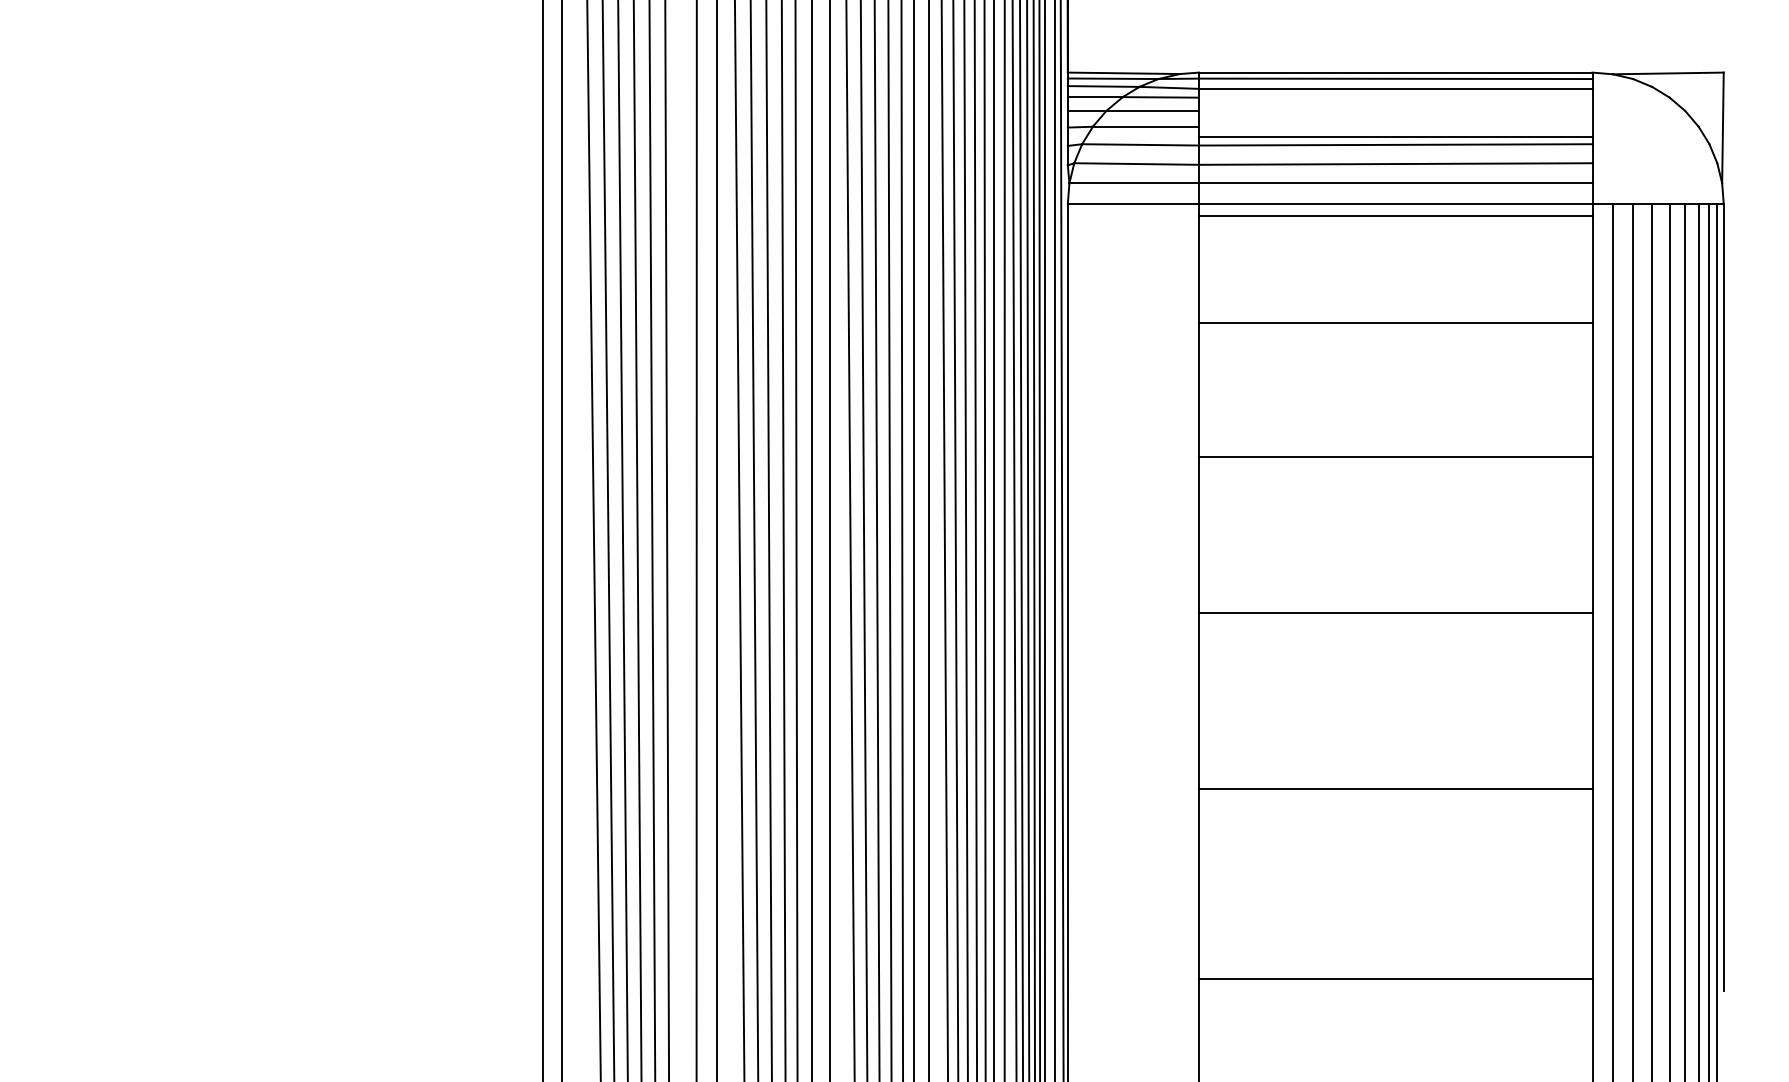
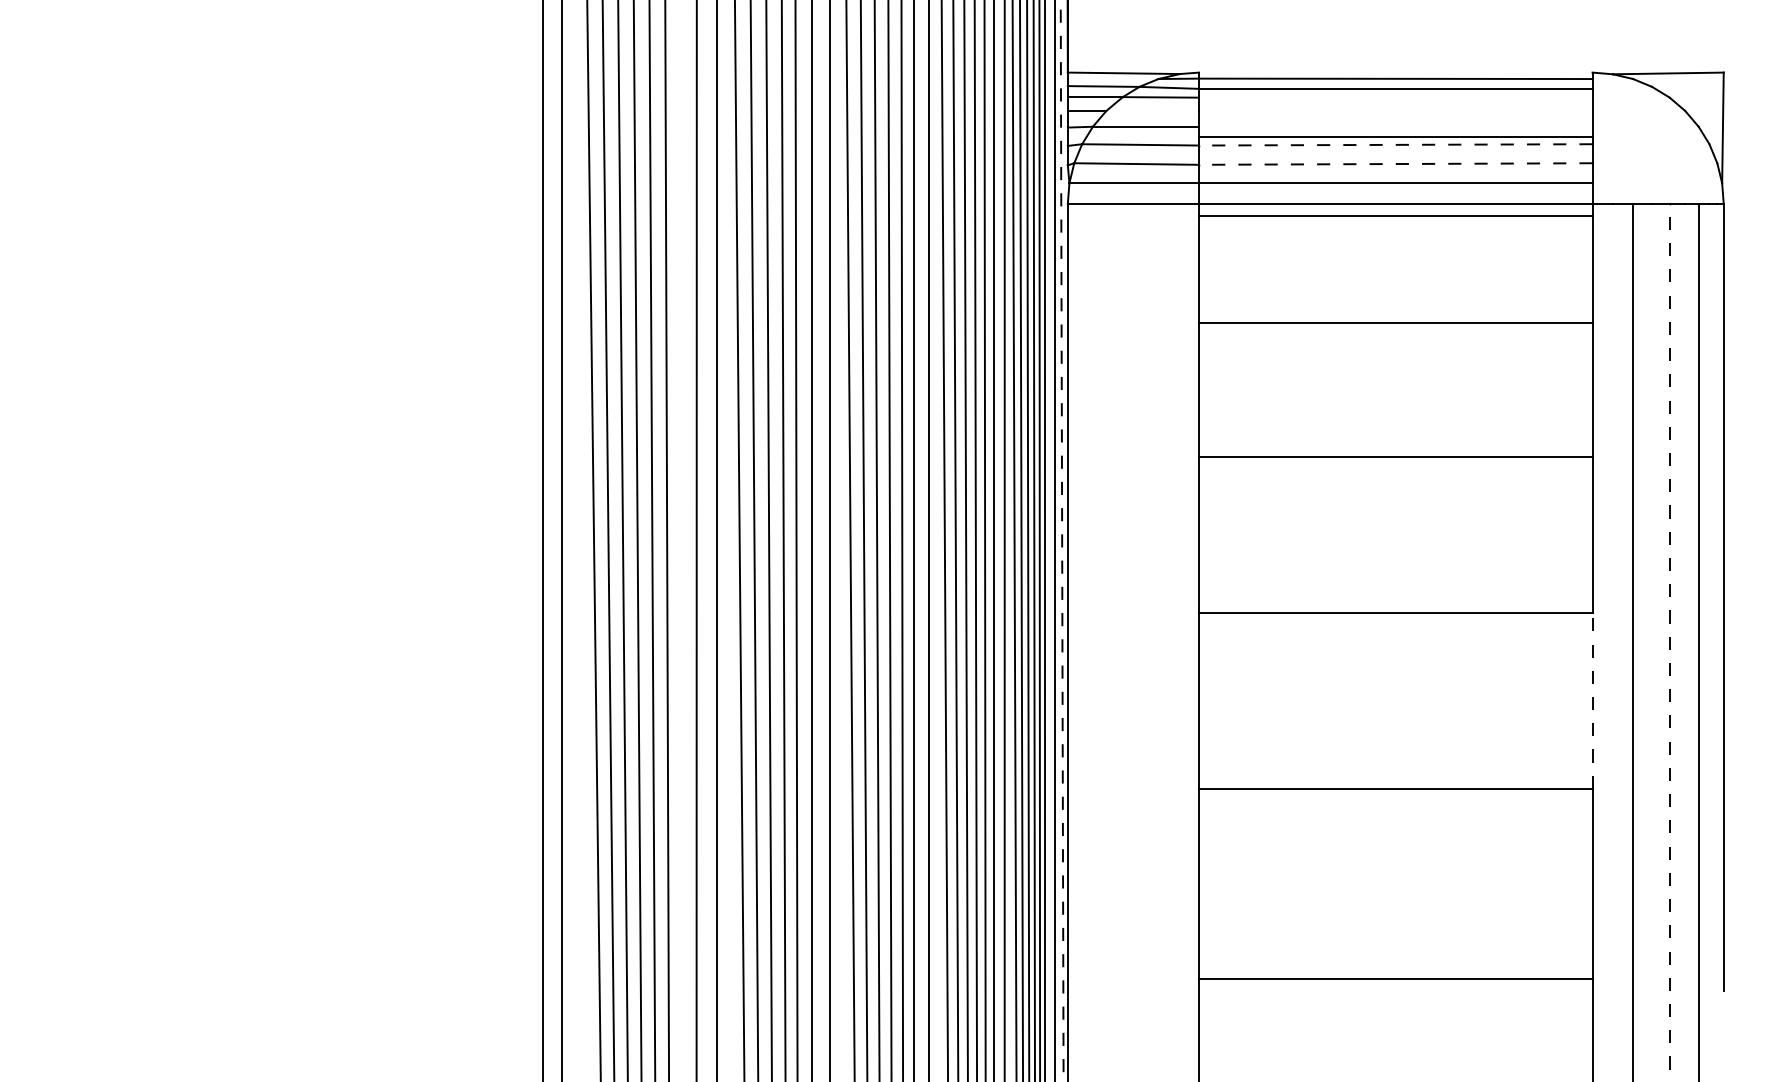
line: present -> none (1395, 72)
line: present -> none (1112, 78)
line: present -> none (1152, 111)
line: solid -> dashed (1395, 144)
line: solid -> dashed (1395, 164)
line: solid -> dashed (1062, 540)
line: present -> none (1613, 640)
line: present -> none (1652, 640)
line: present -> none (1685, 640)
line: present -> none (1709, 640)
line: present -> none (1717, 640)
line: solid -> dashed (1669, 642)
line: solid -> dashed (1592, 701)
